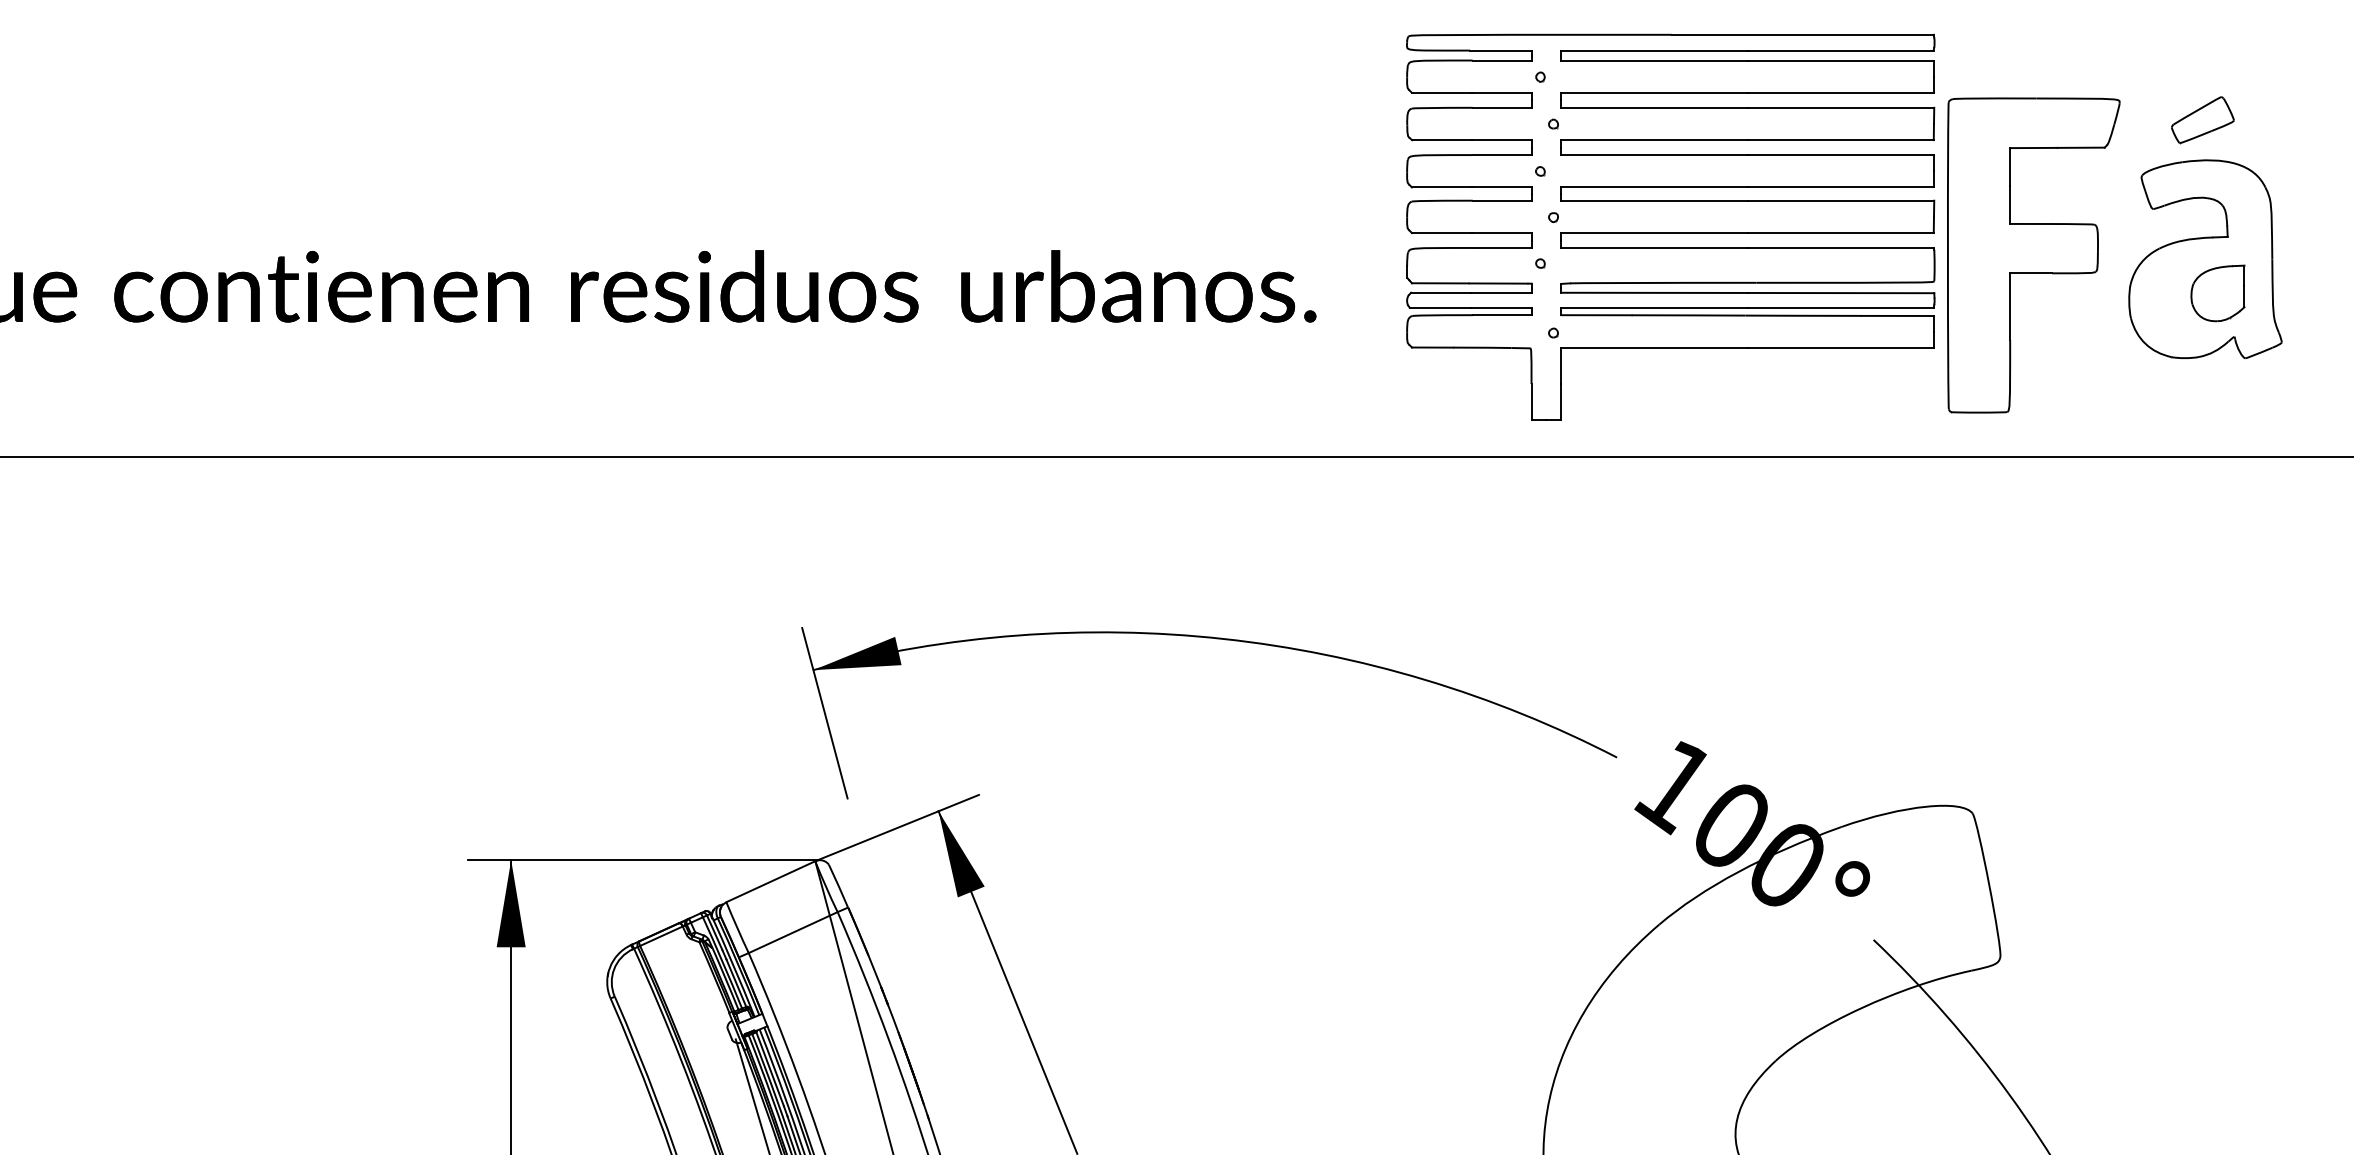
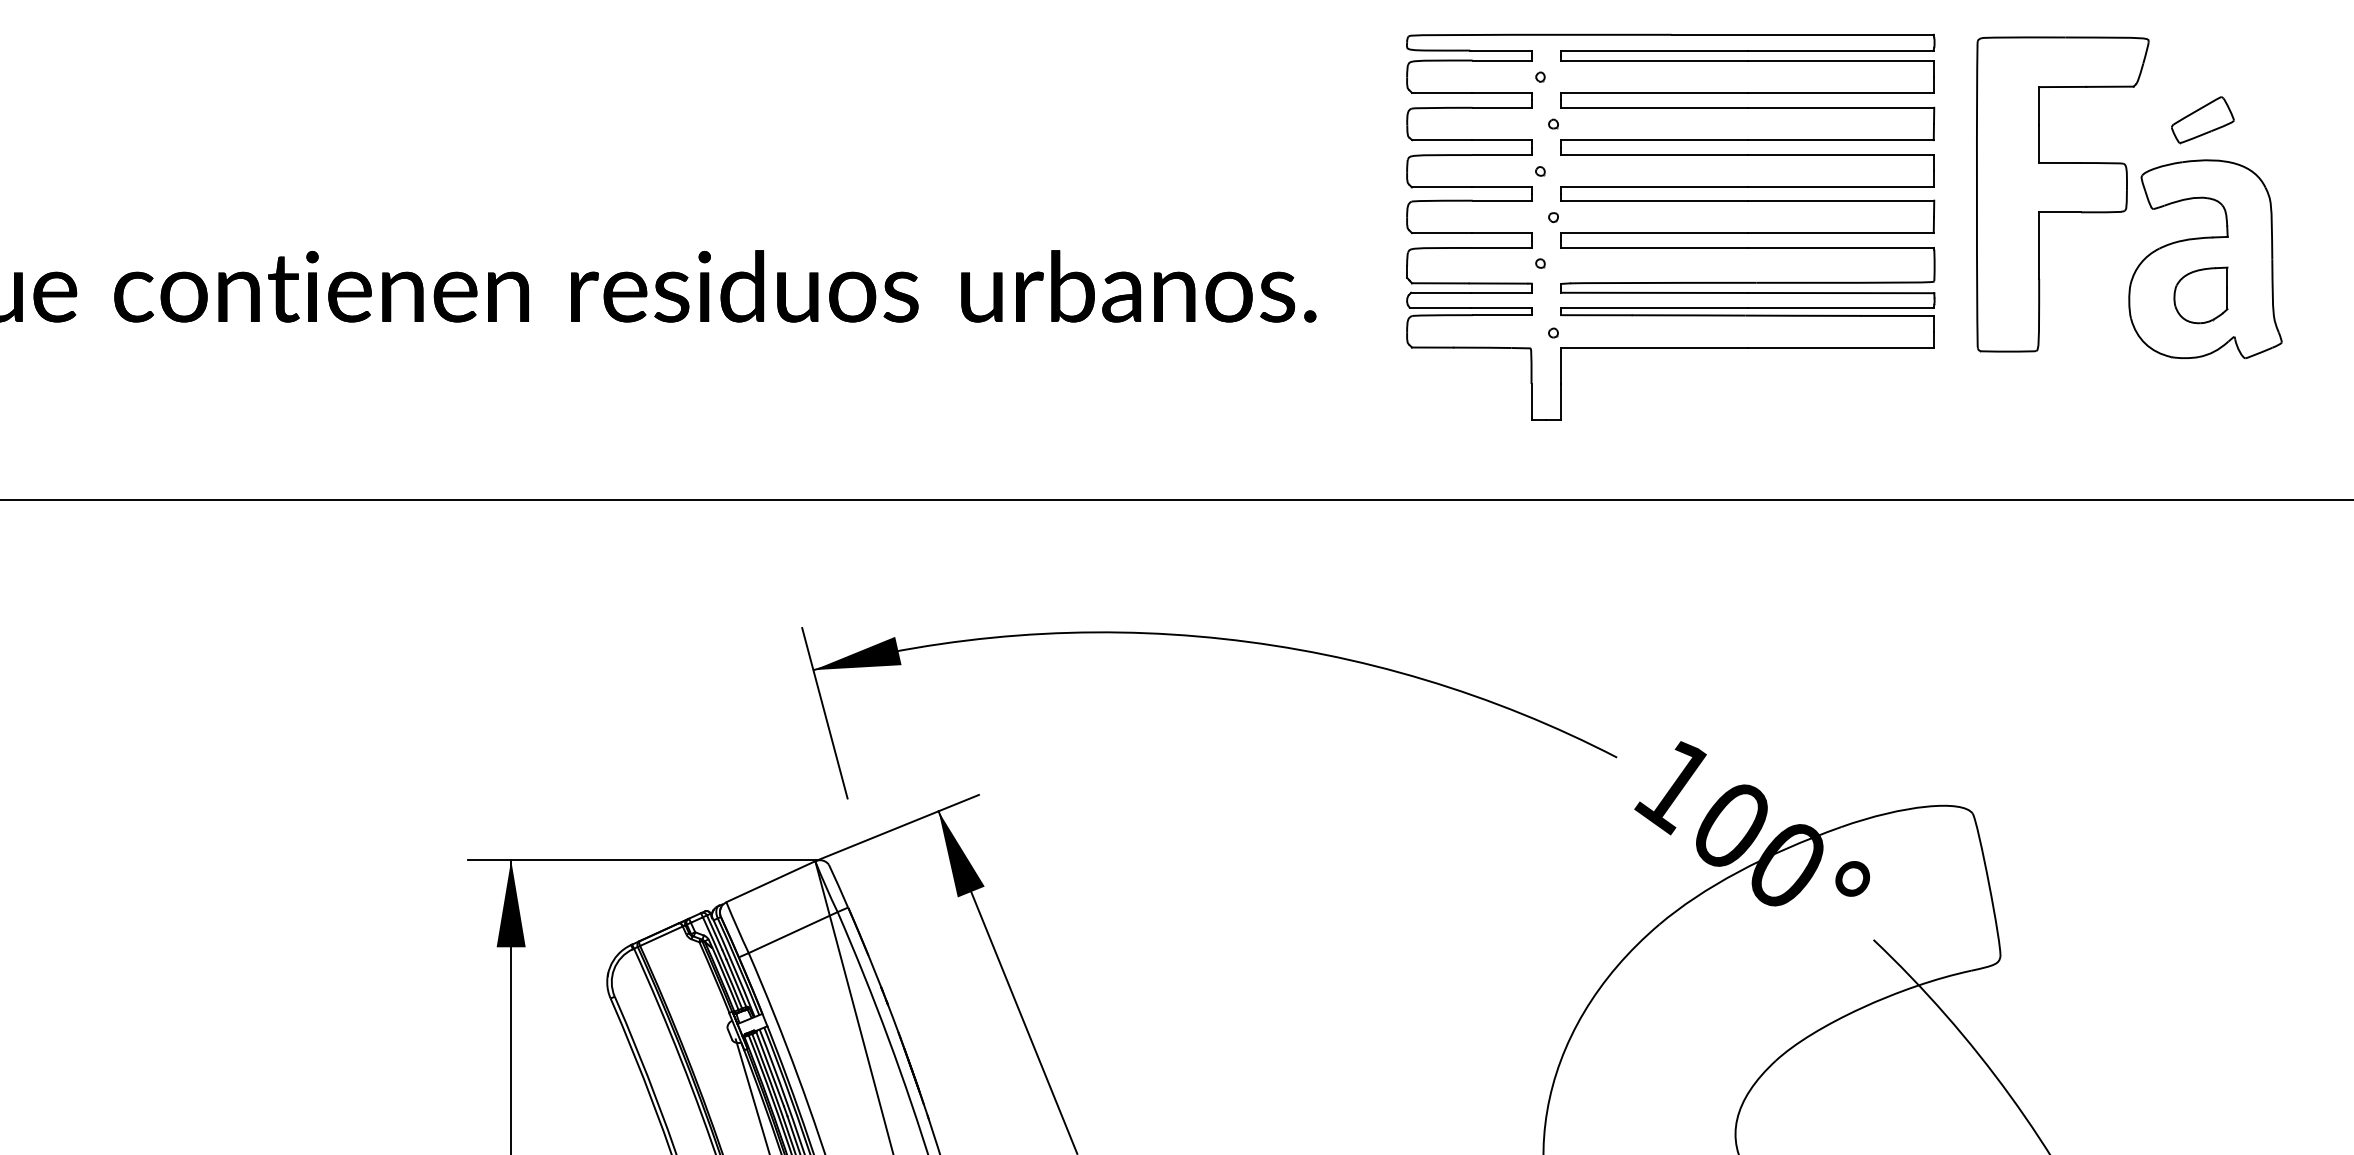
part position: (2033, 255) -> (2062, 194) (2062, 194)
part position: (2217, 293) -> (2200, 295) (2200, 295)
line position: (1176, 456) -> (1176, 499) (1176, 499)
